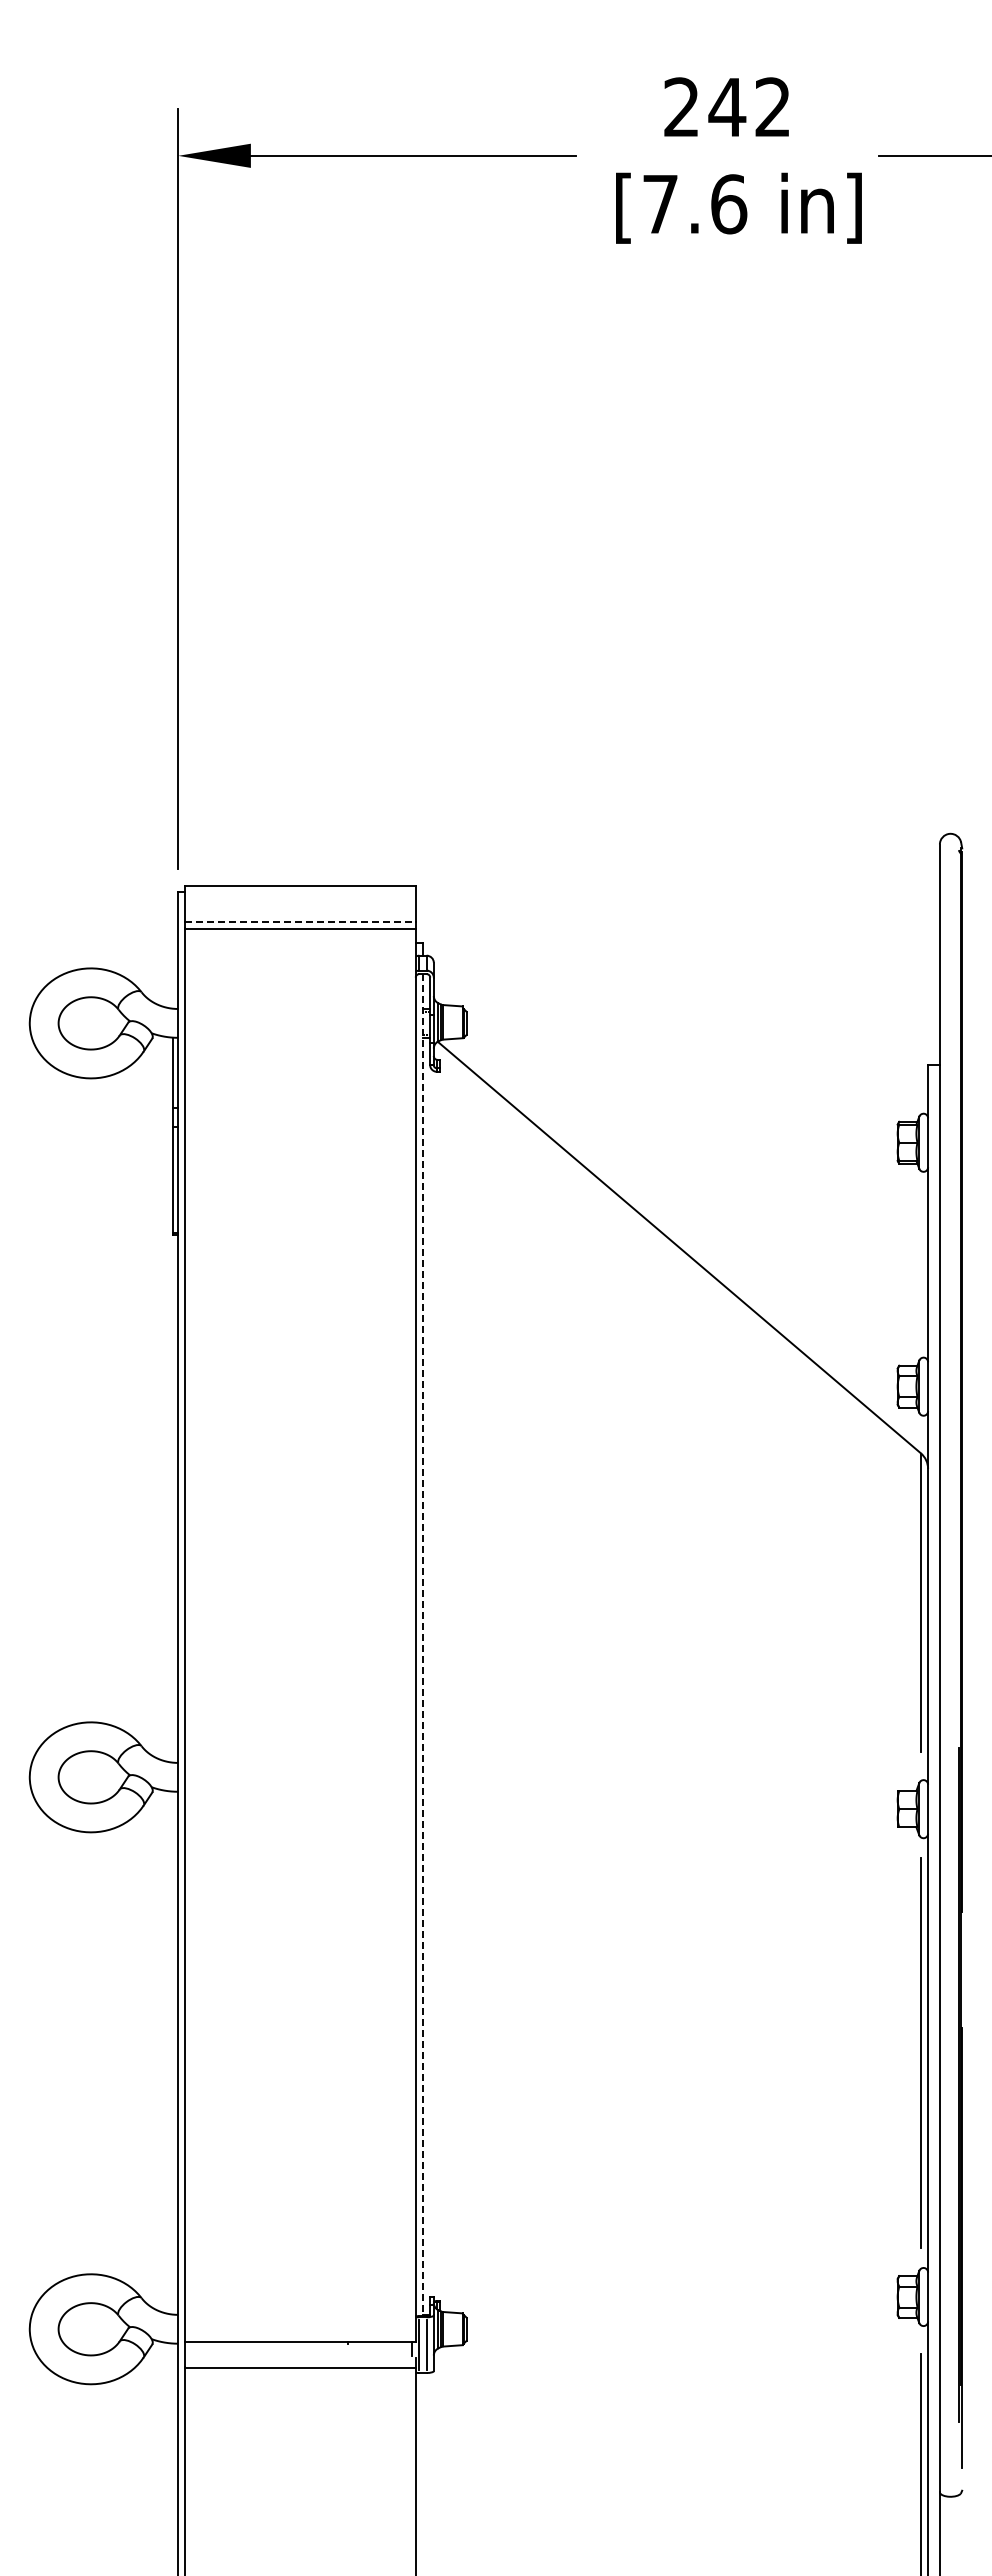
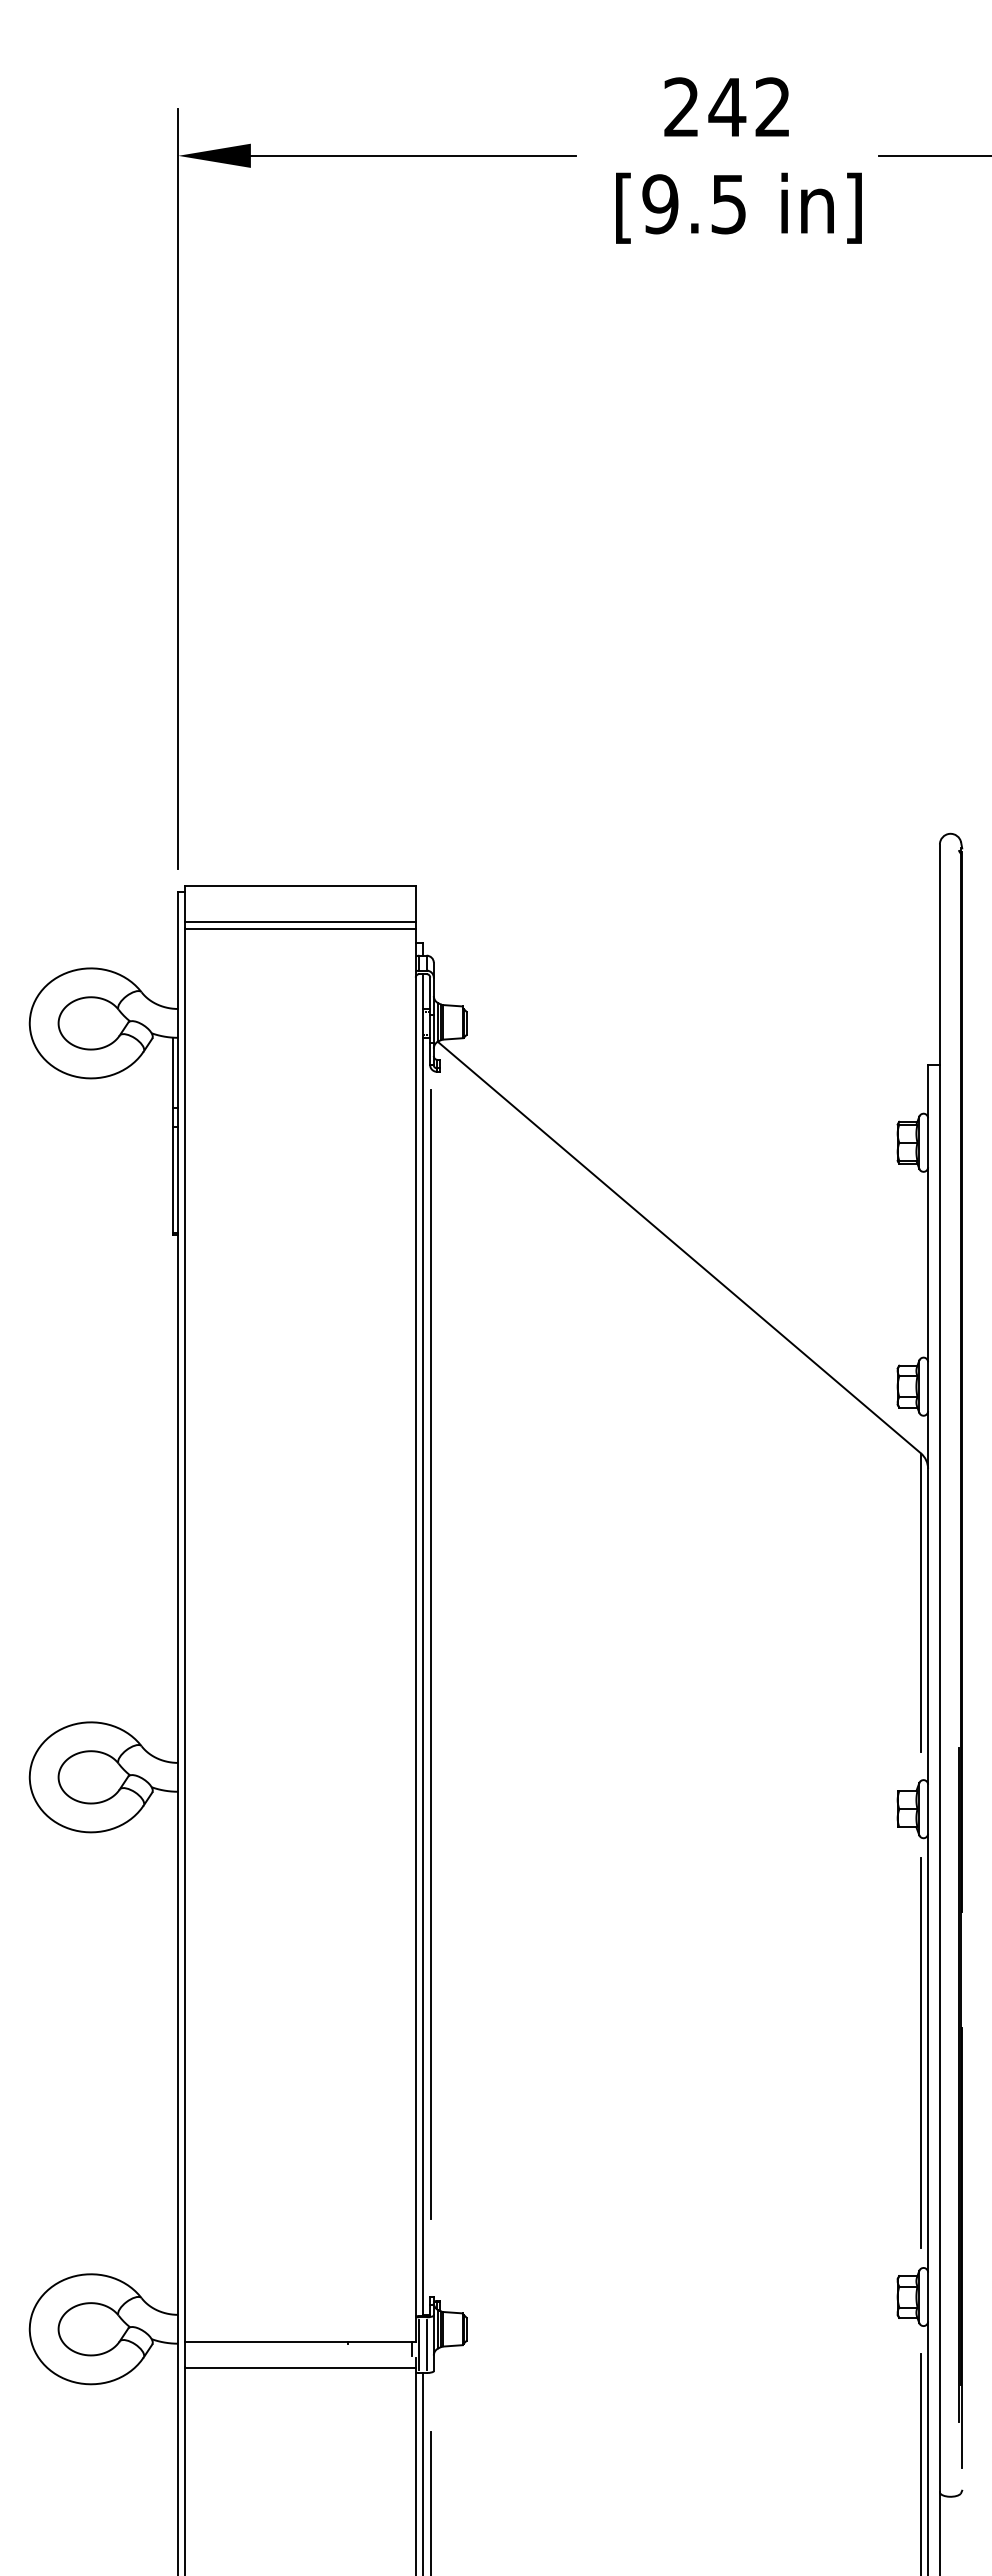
text: [7.6 -> [9.5 (694, 204)
line: dashed -> solid (300, 922)
line: dashed -> solid (422, 1645)
line: none -> present (430, 1654)
line: none -> present (422, 2472)
line: none -> present (430, 2502)
